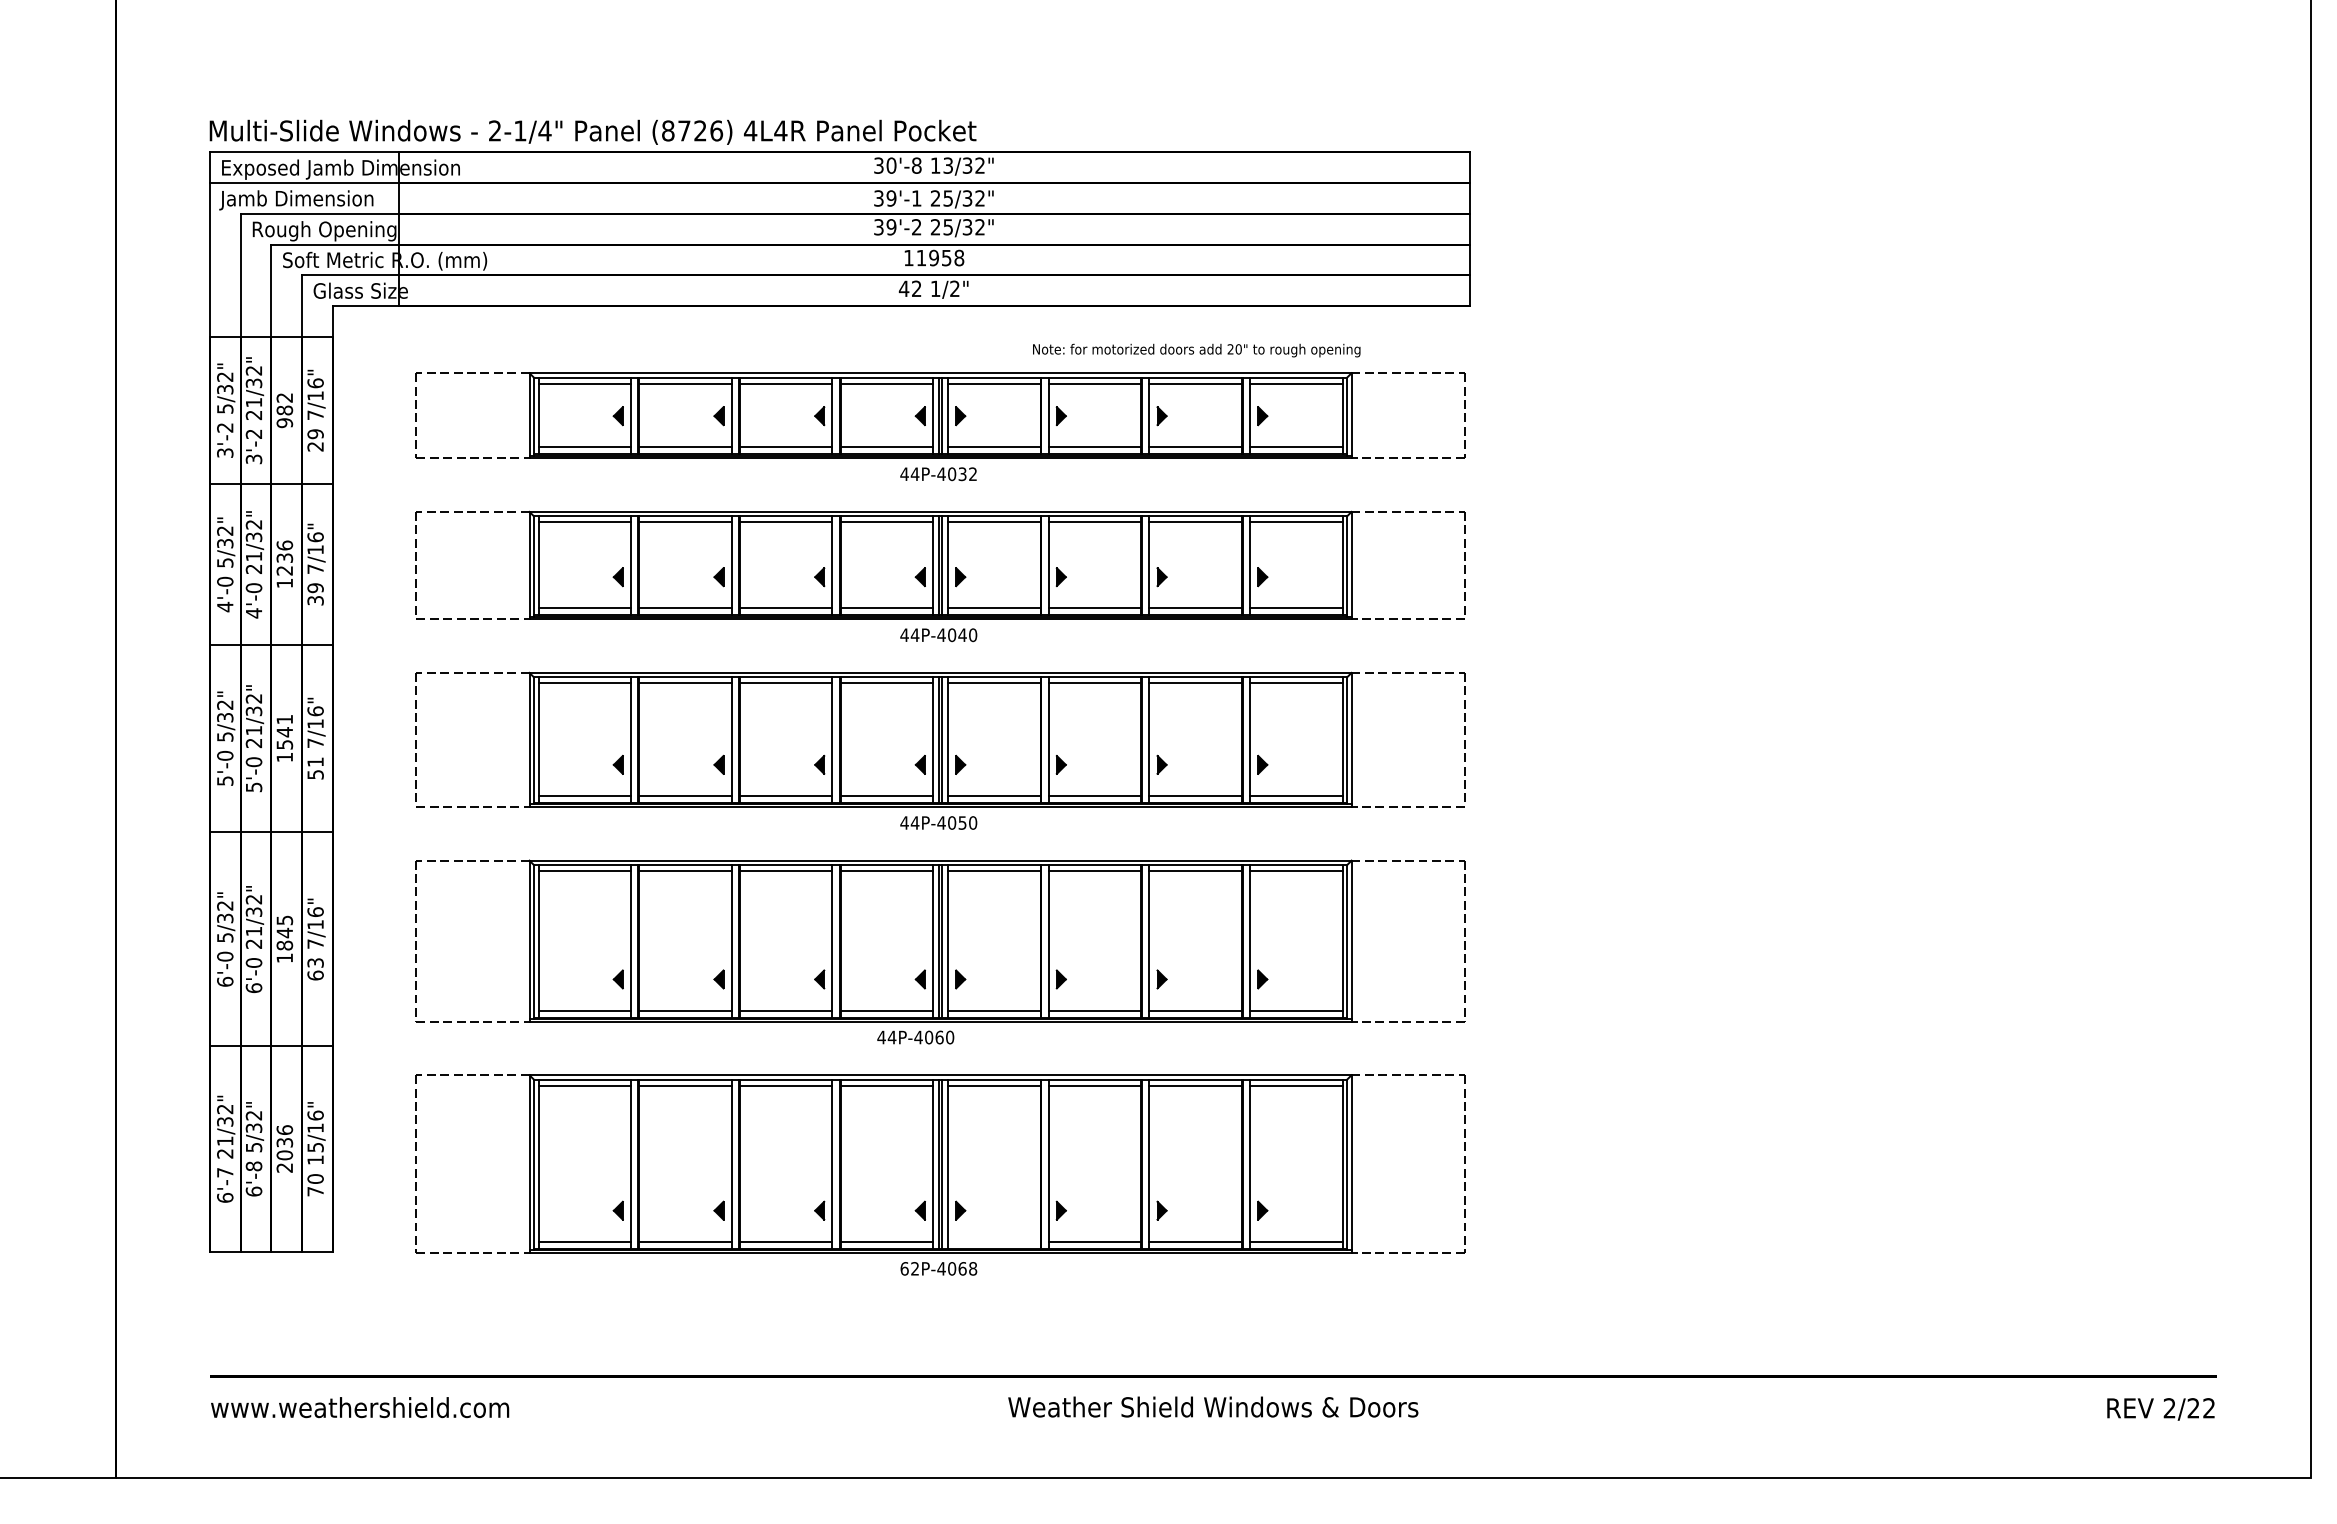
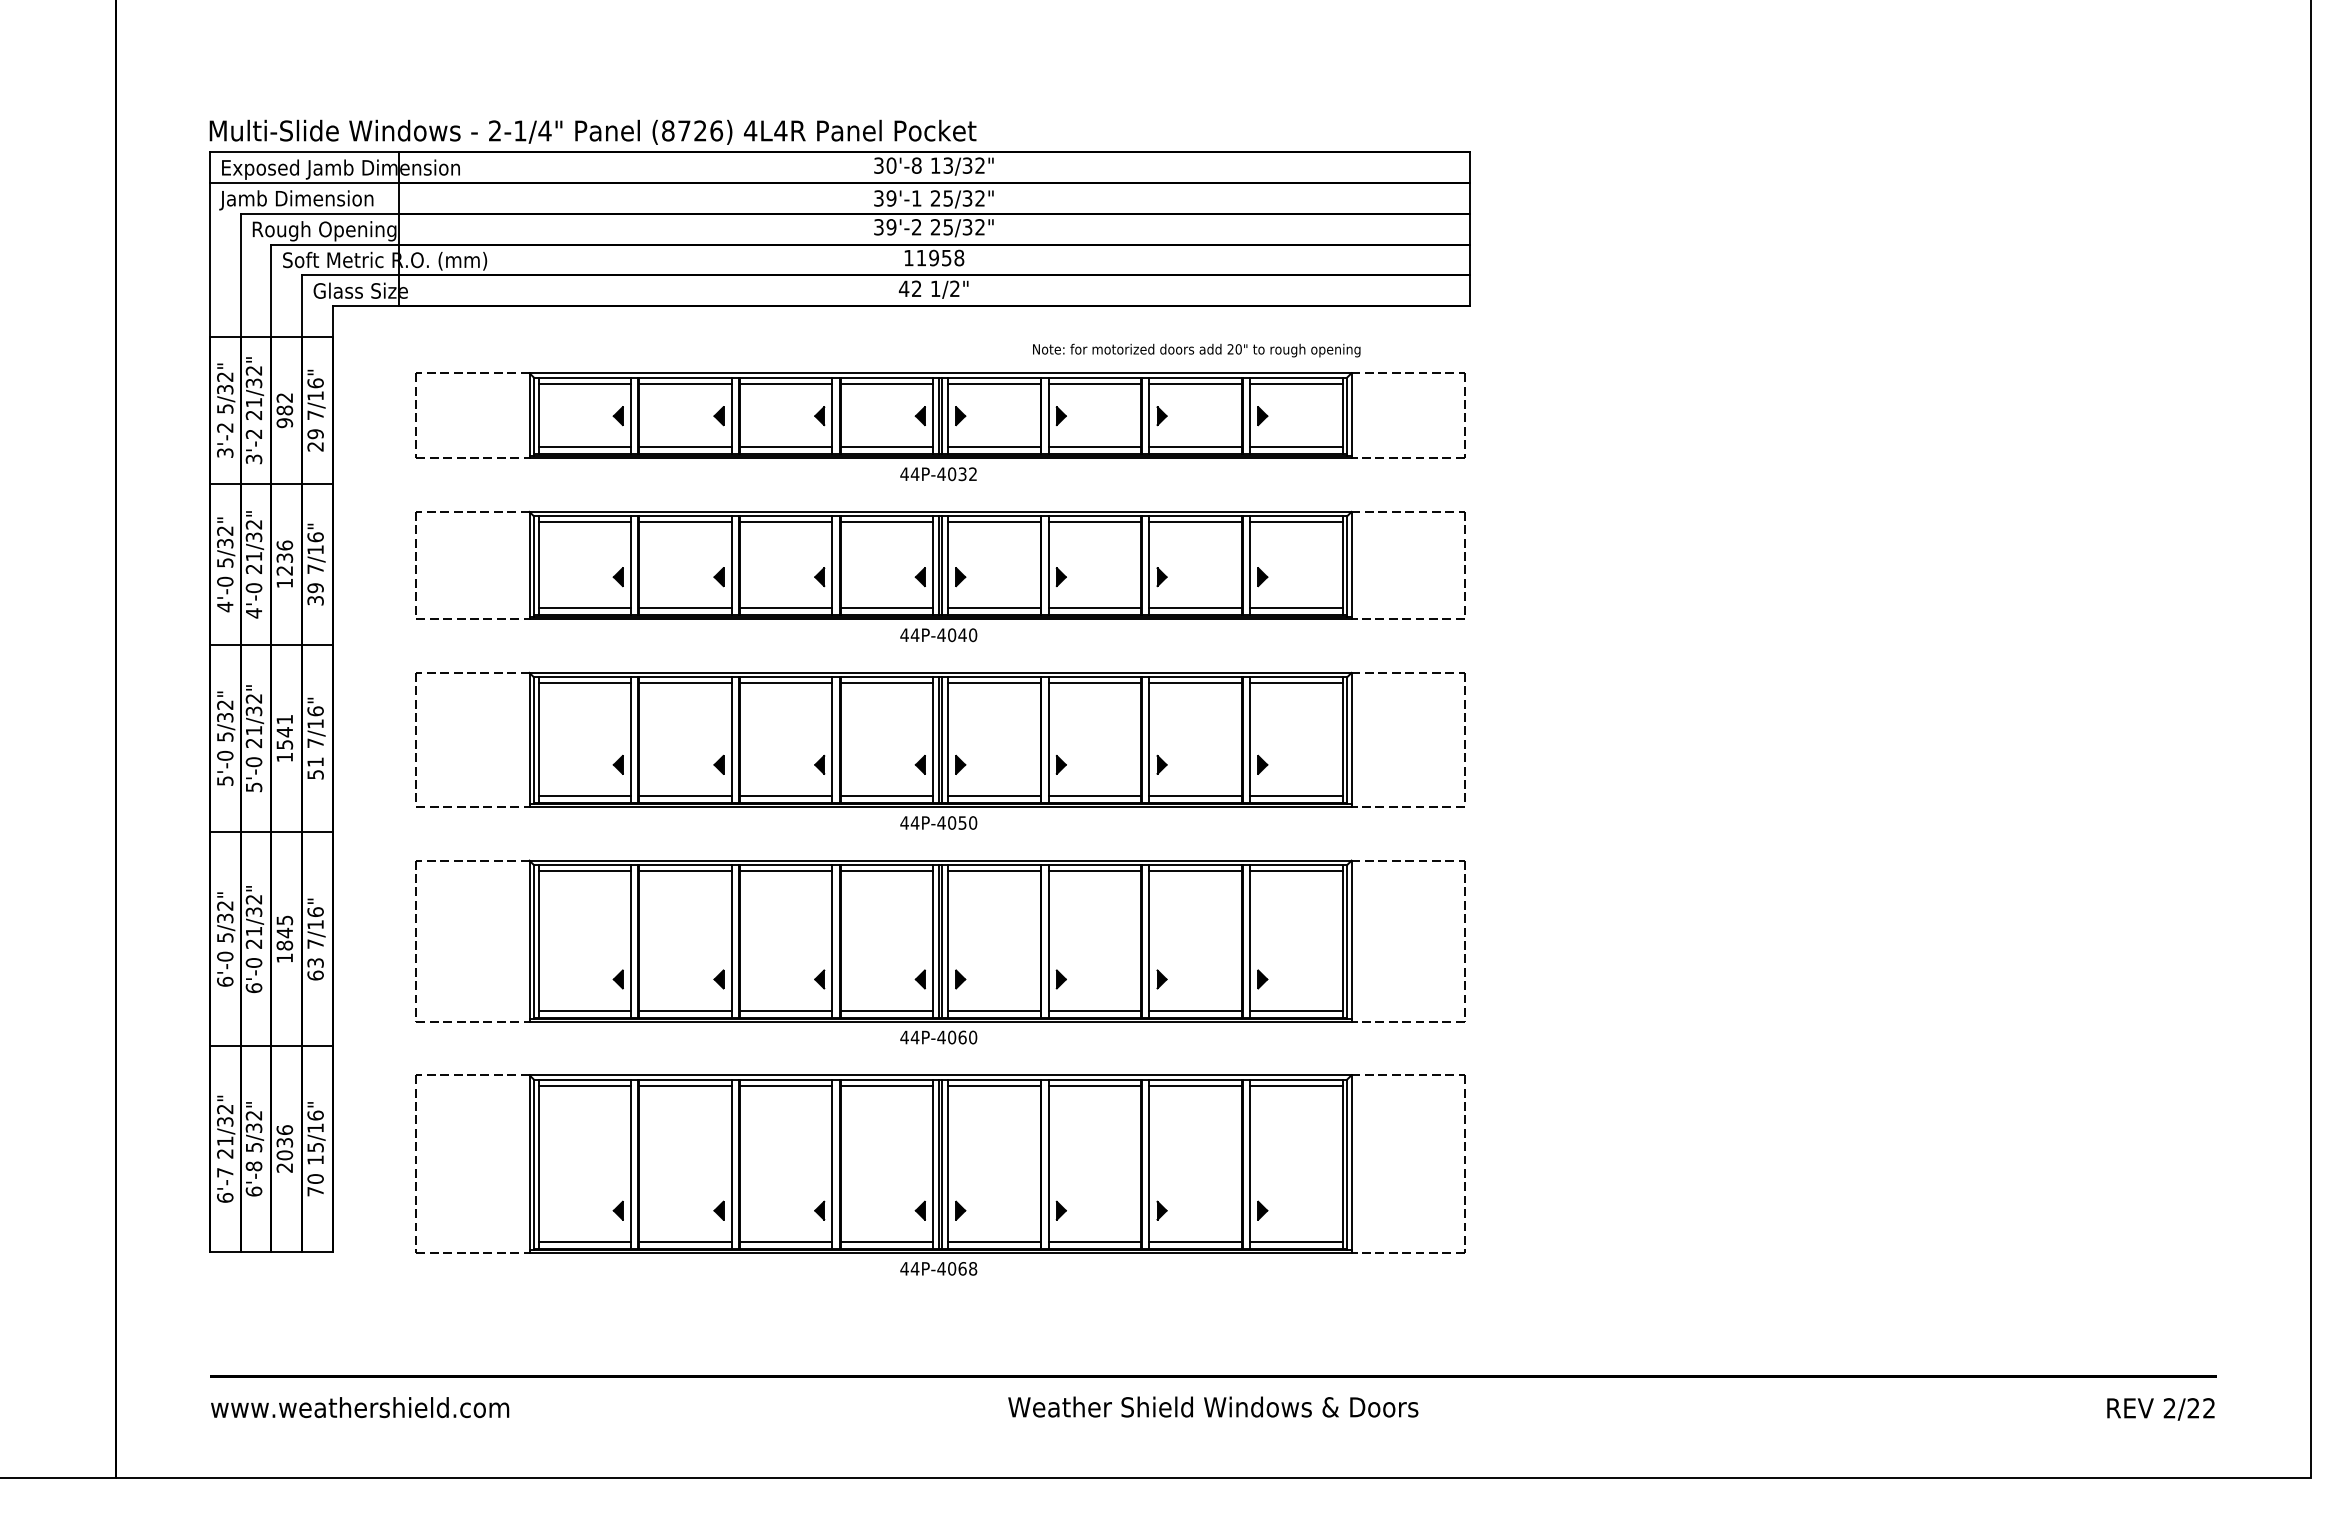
text position: (915, 1037) -> (938, 1037) (938, 1037)
line: none -> present (993, 1241)
text: 62P-4068 -> 44P-4068 (909, 1268)
